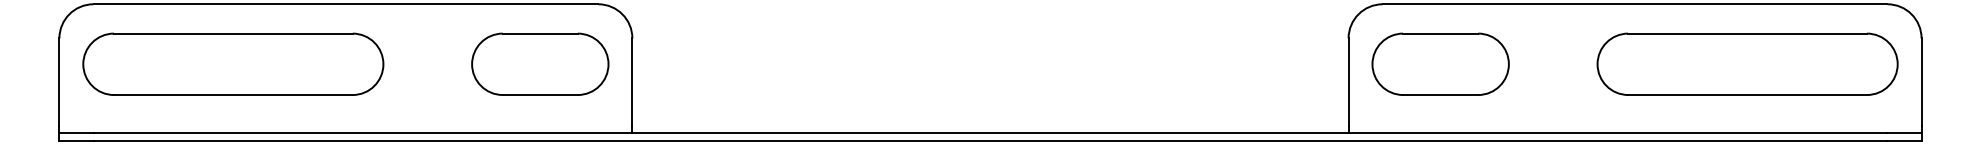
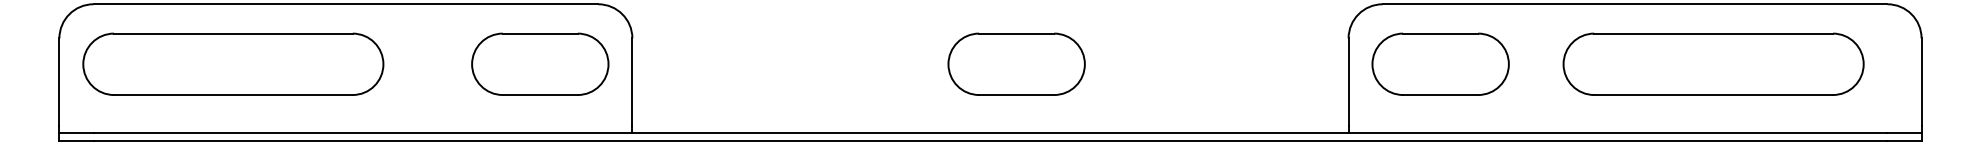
part: none -> present (1016, 63)
part position: (1747, 63) -> (1713, 63) (1713, 63)
